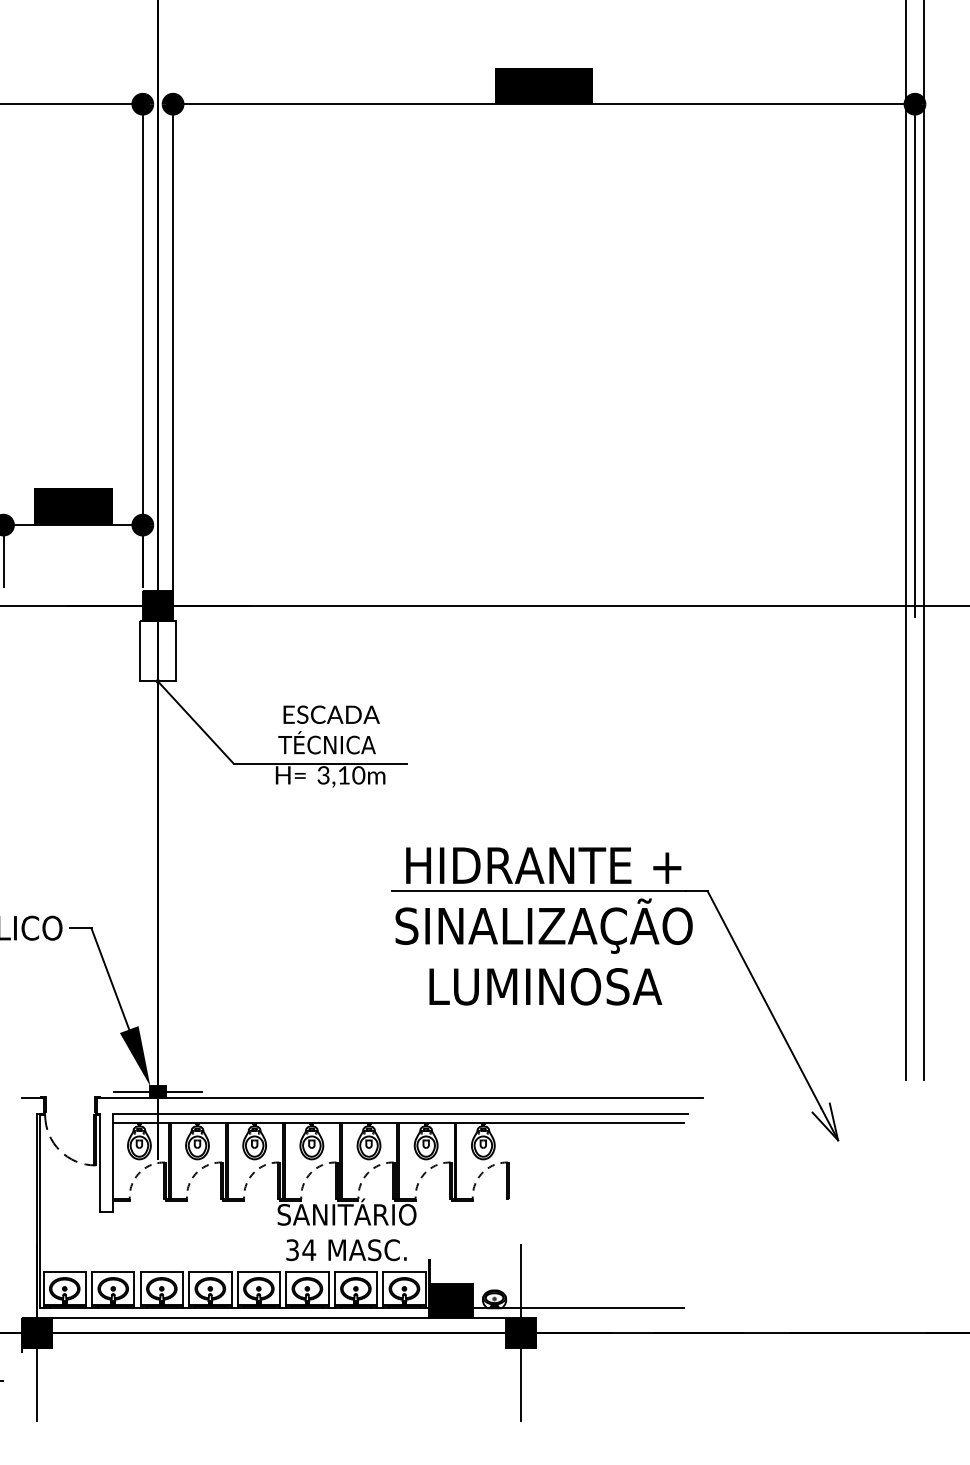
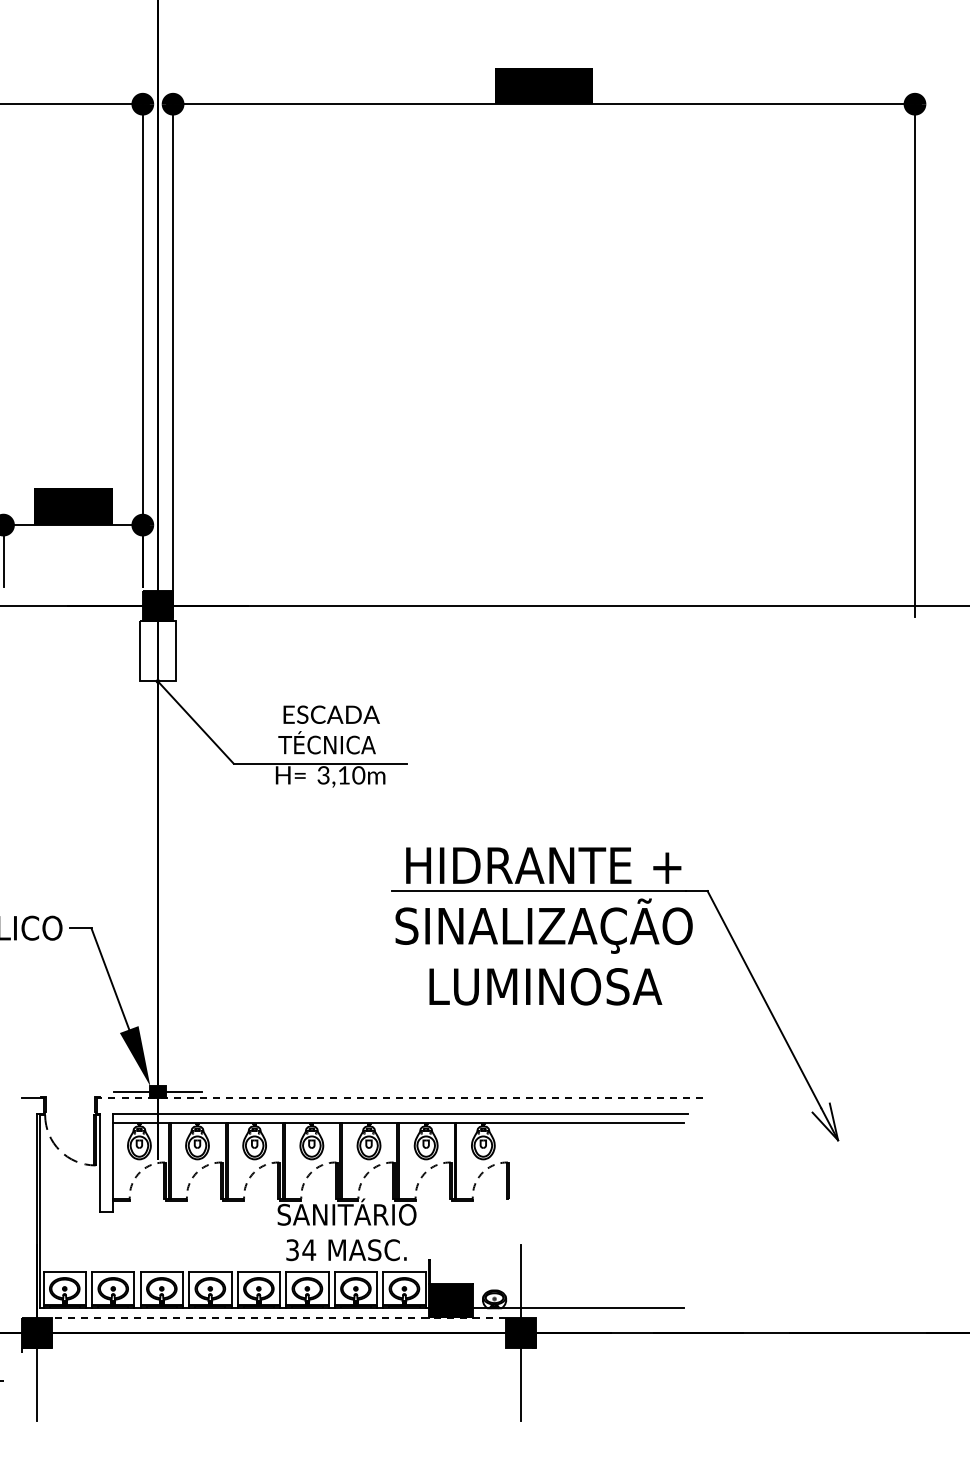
line: present -> none (905, 540)
line: present -> none (924, 540)
line: solid -> dashed (400, 1098)
line: solid -> dashed (278, 1317)
